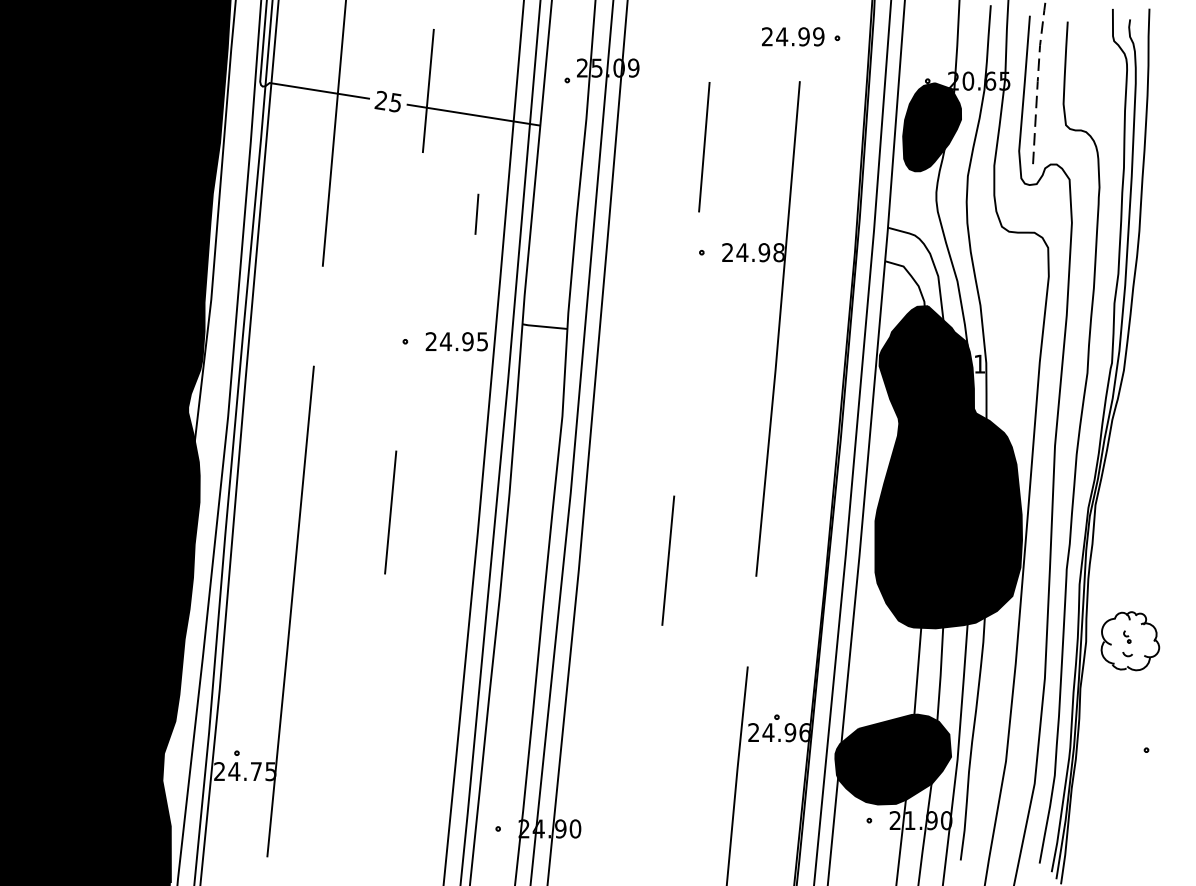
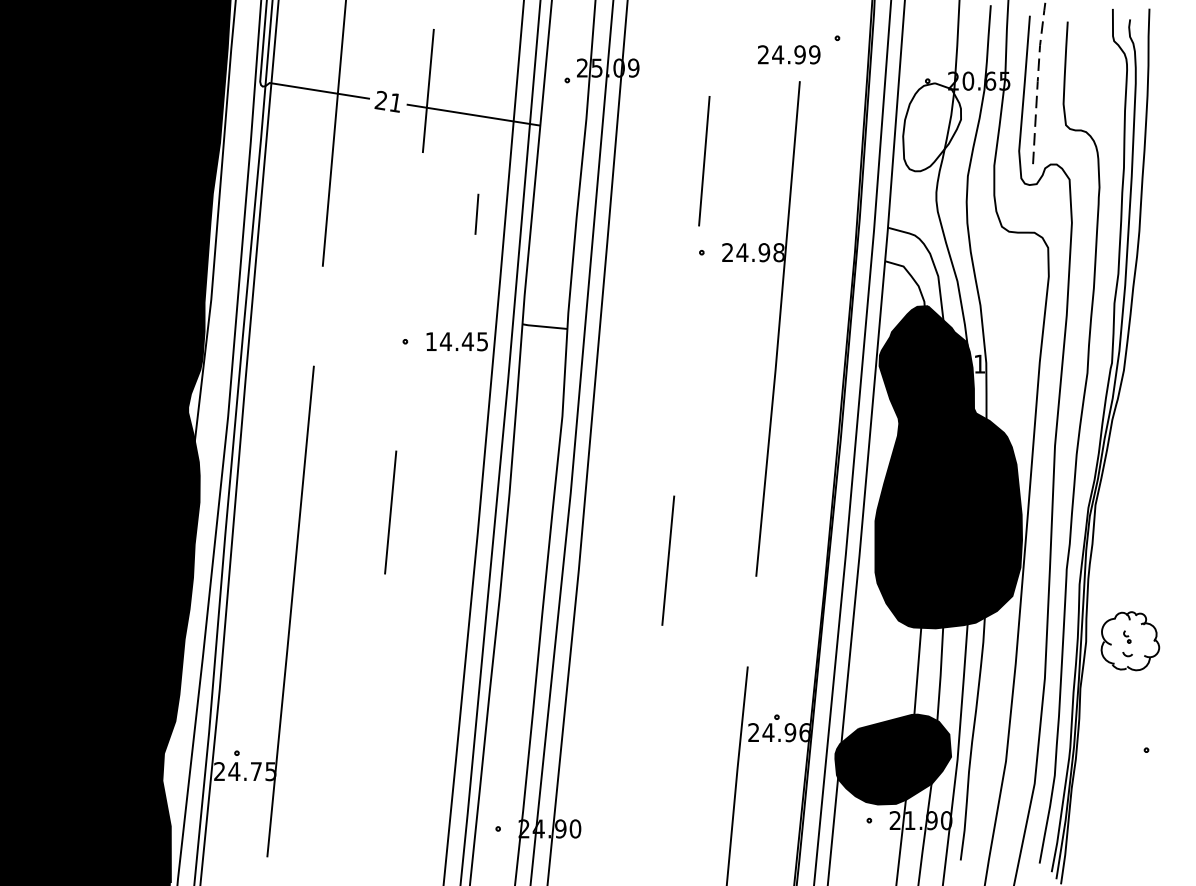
text position: (793, 36) -> (789, 54) (789, 54)
text: 25 -> 21 (395, 102)
fill: present -> none (932, 127)
line position: (704, 147) -> (704, 161) (704, 161)
text: 24.95 -> 14.45 (449, 341)
